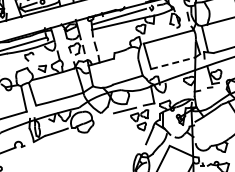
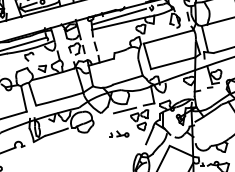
line: dashed -> solid (173, 63)
part: none -> present (119, 133)
